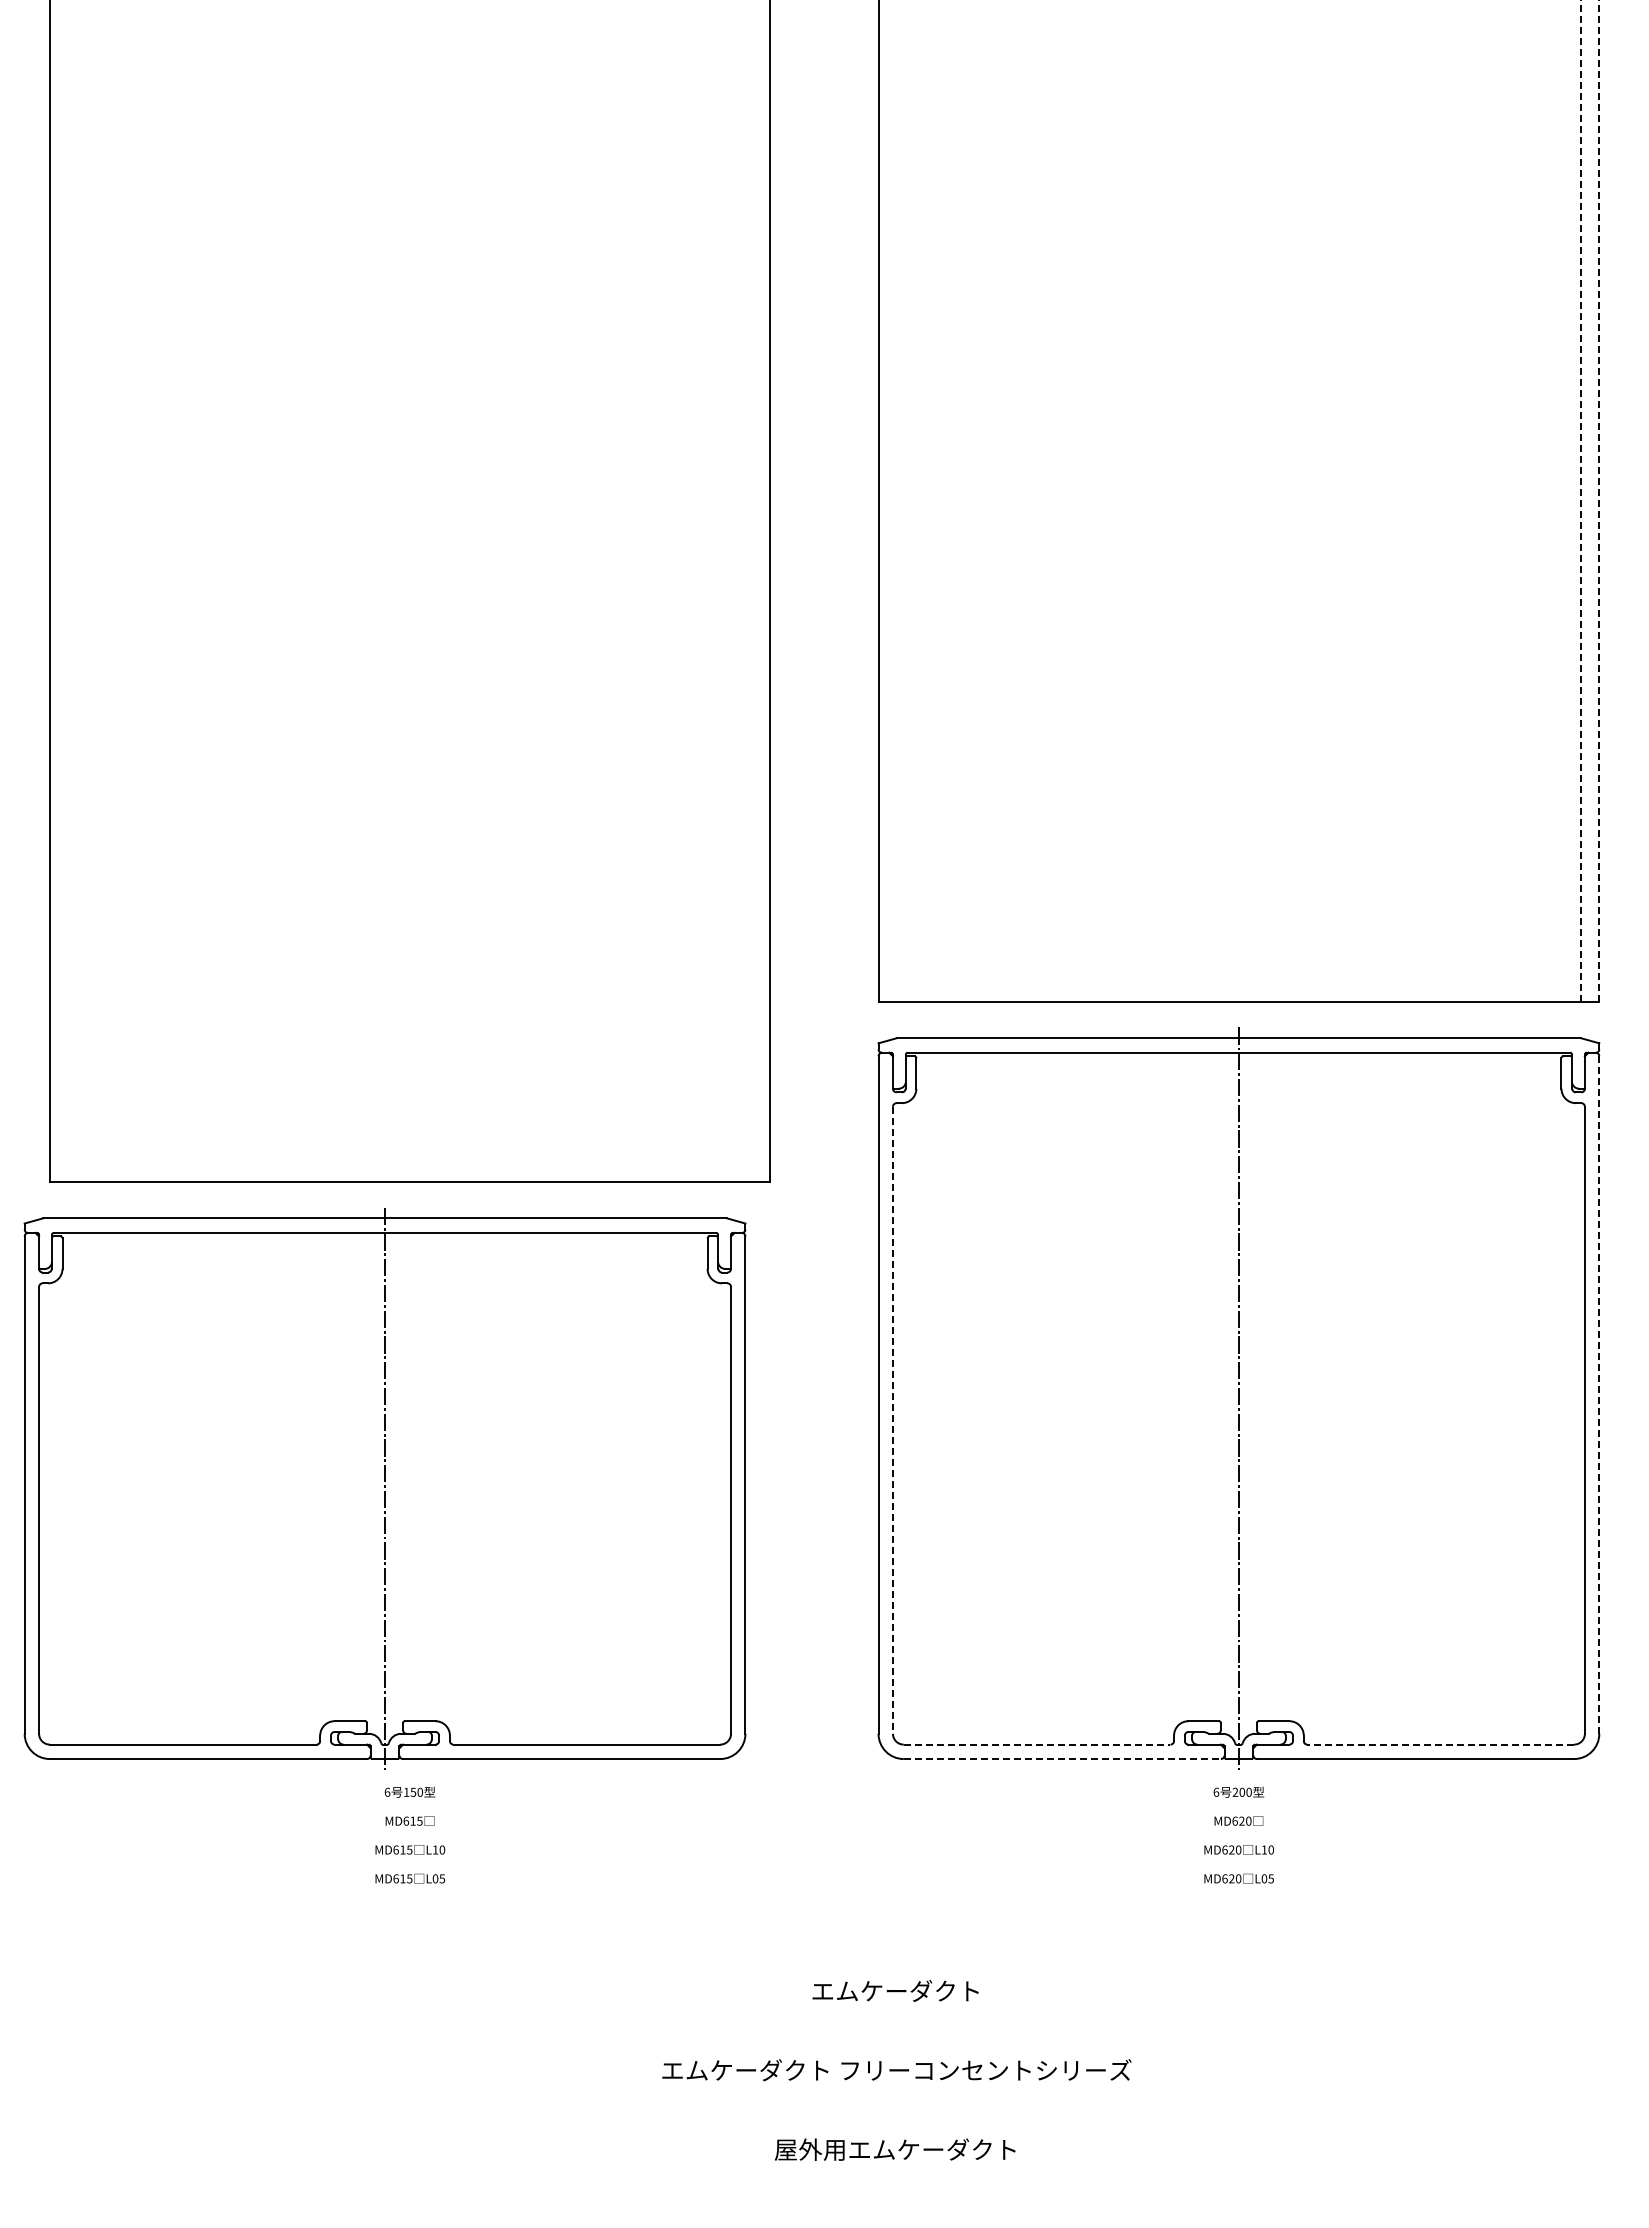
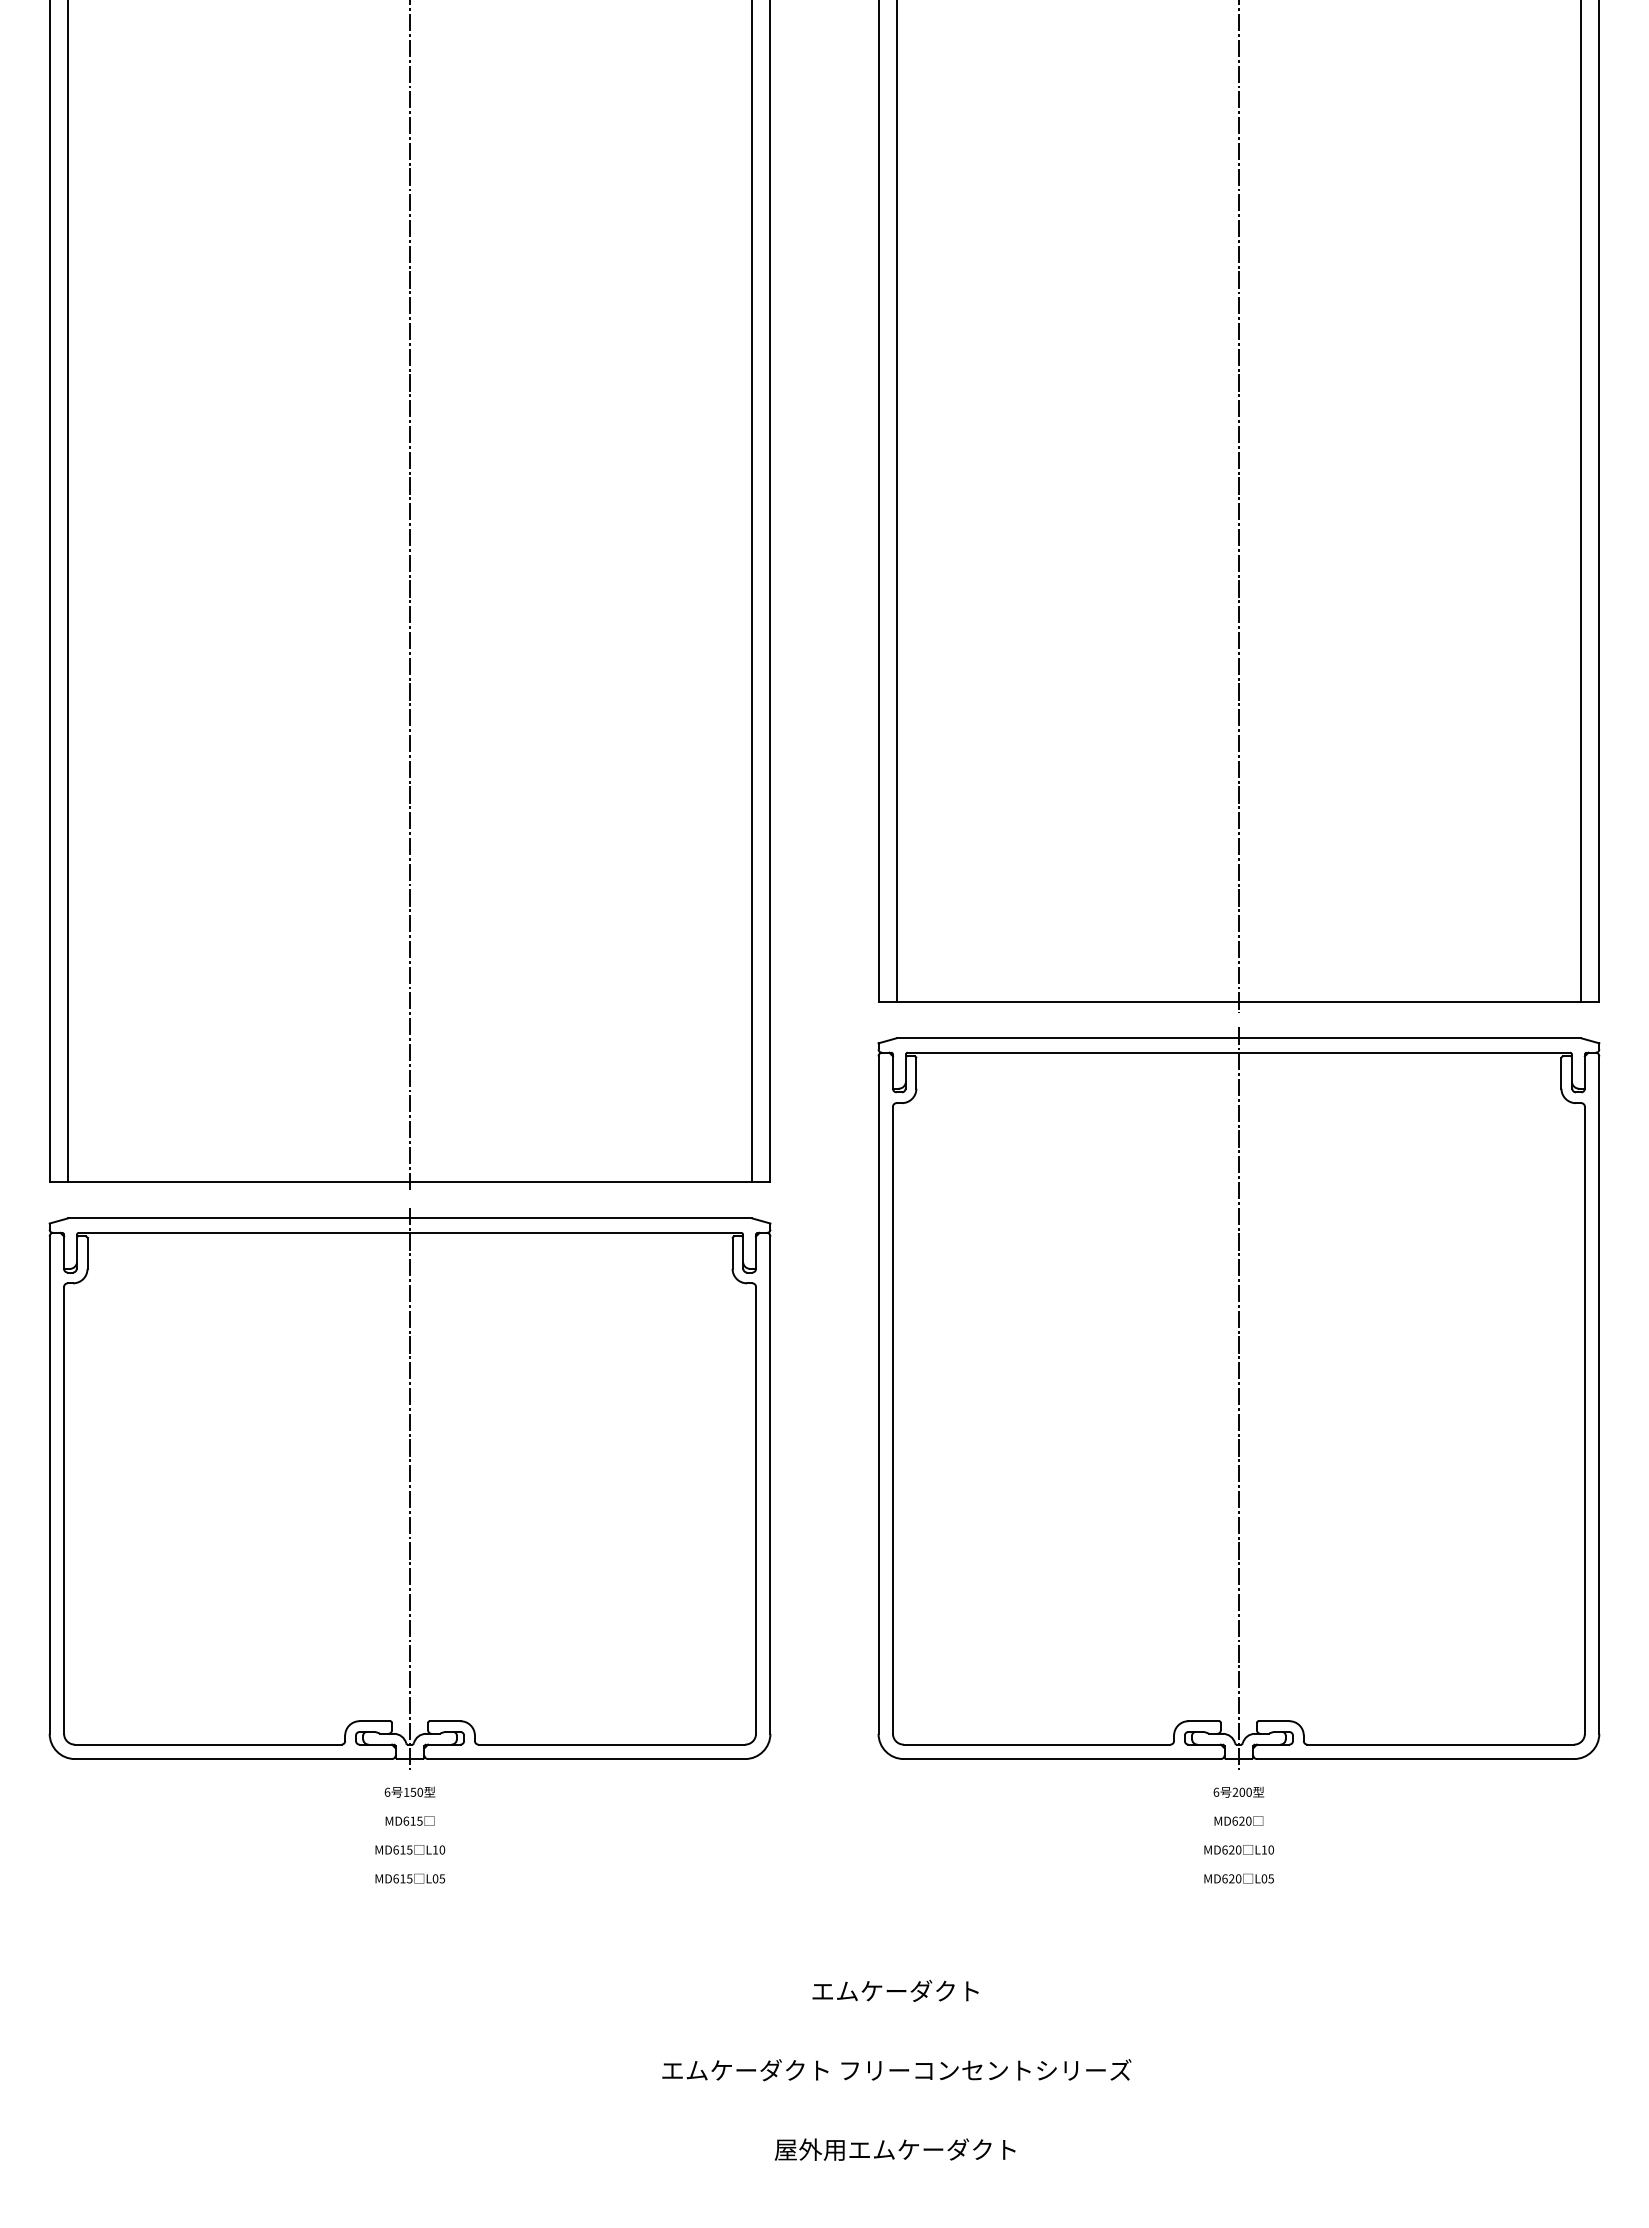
line: dashed -> solid (1581, 501)
line: dashed -> solid (1599, 501)
line: none -> present (896, 502)
line: none -> present (1238, 507)
line: none -> present (67, 592)
line: none -> present (752, 592)
line: none -> present (410, 597)
line: dashed -> solid (1599, 1395)
line: dashed -> solid (892, 1420)
part position: (384, 1488) -> (409, 1488) (409, 1488)
line: dashed -> solid (1037, 1744)
line: dashed -> solid (1440, 1744)
line: dashed -> solid (1062, 1759)
